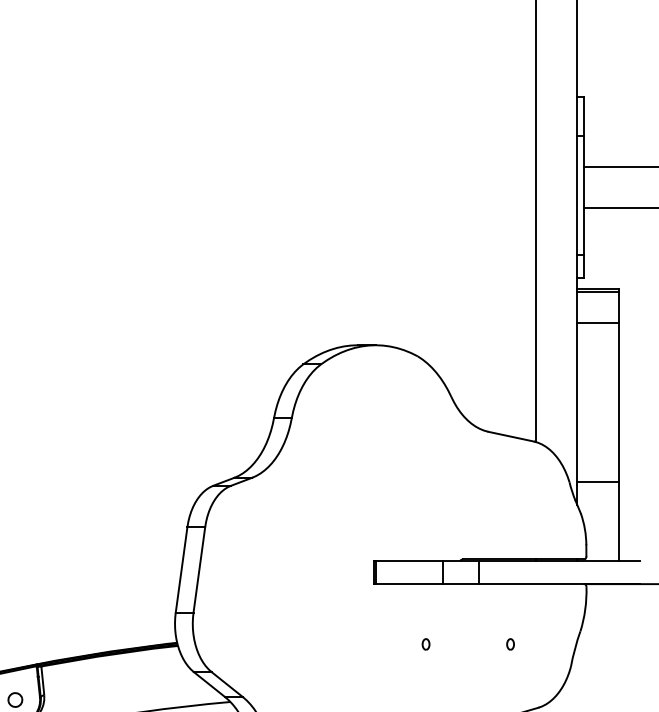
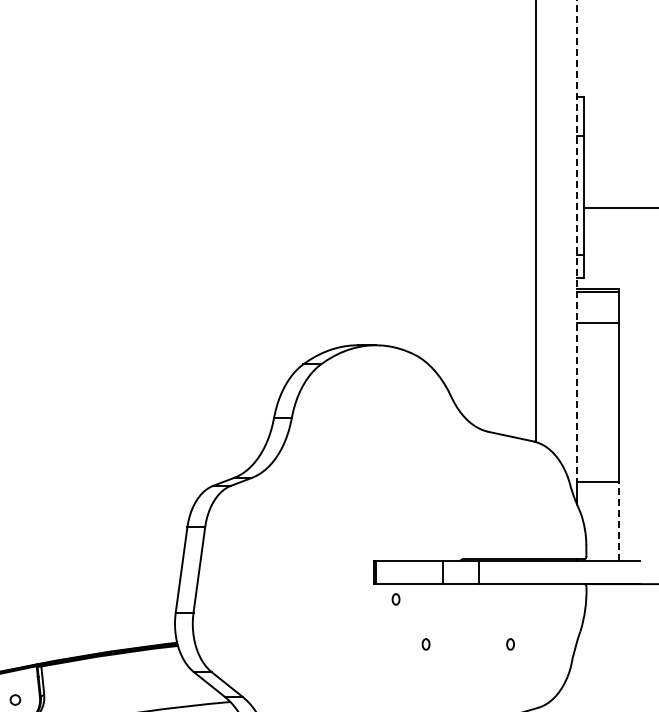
line: present -> none (619, 166)
line: solid -> dashed (577, 242)
line: solid -> dashed (619, 521)
part: none -> present (395, 599)
part size: 17x16 px -> 13x12 px (15, 699)
